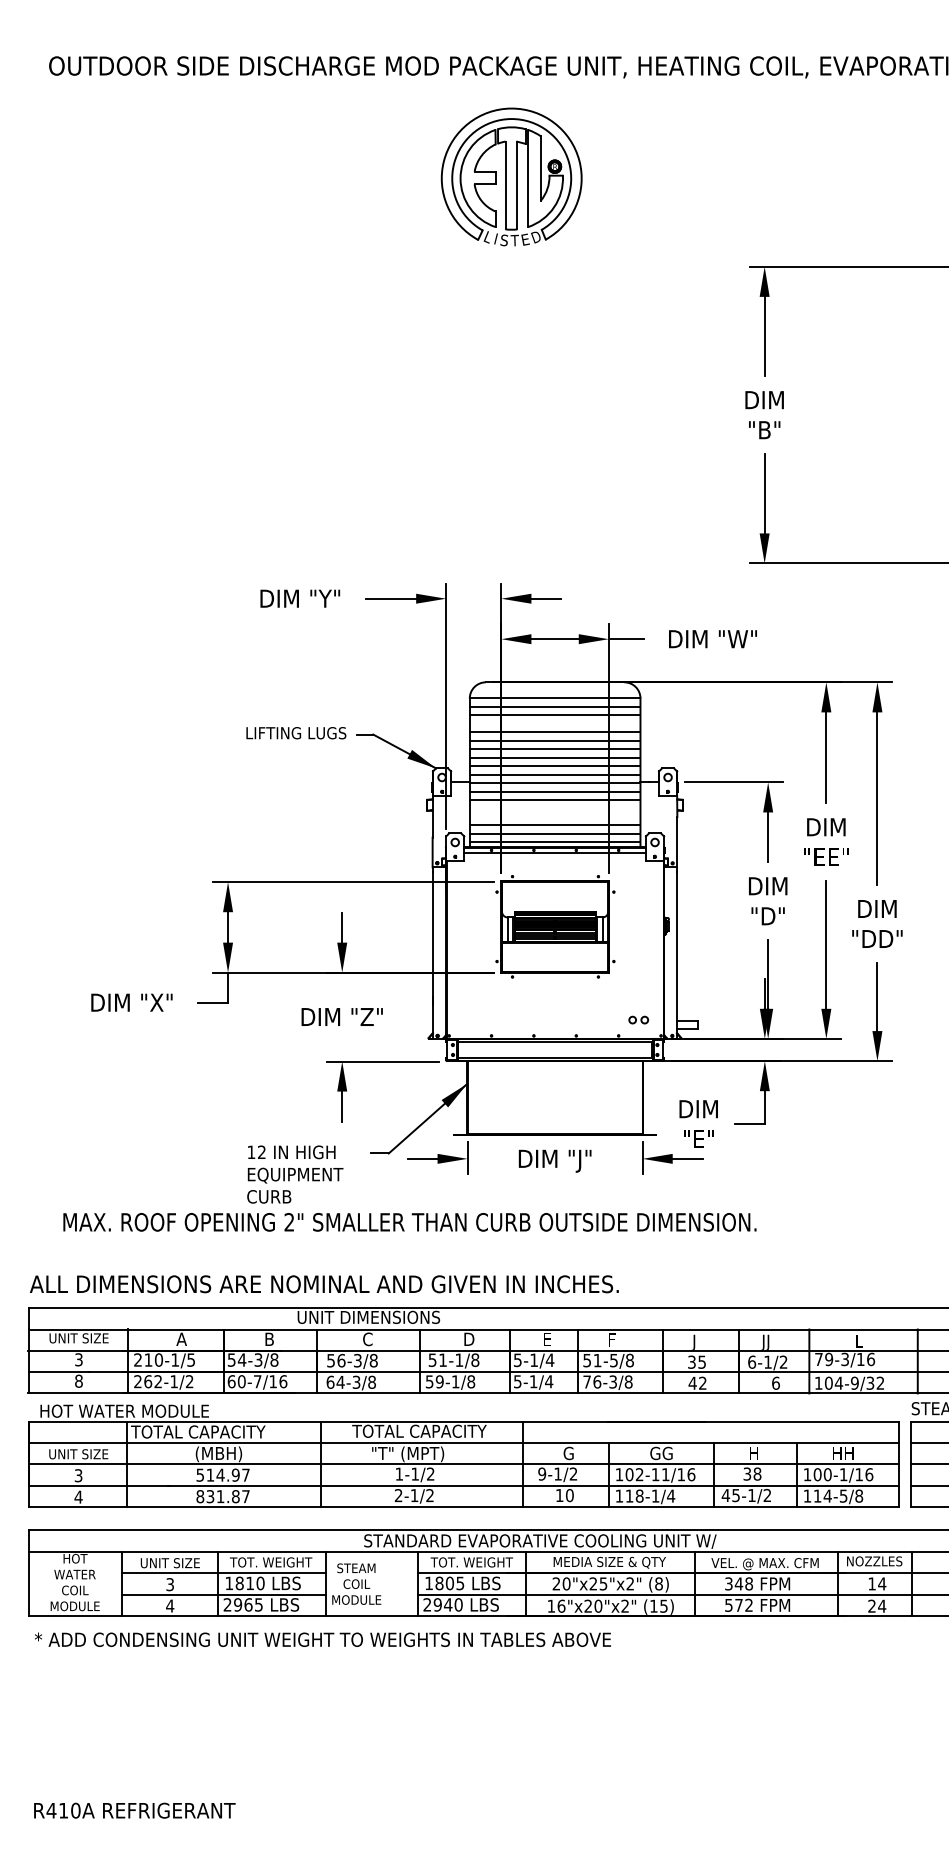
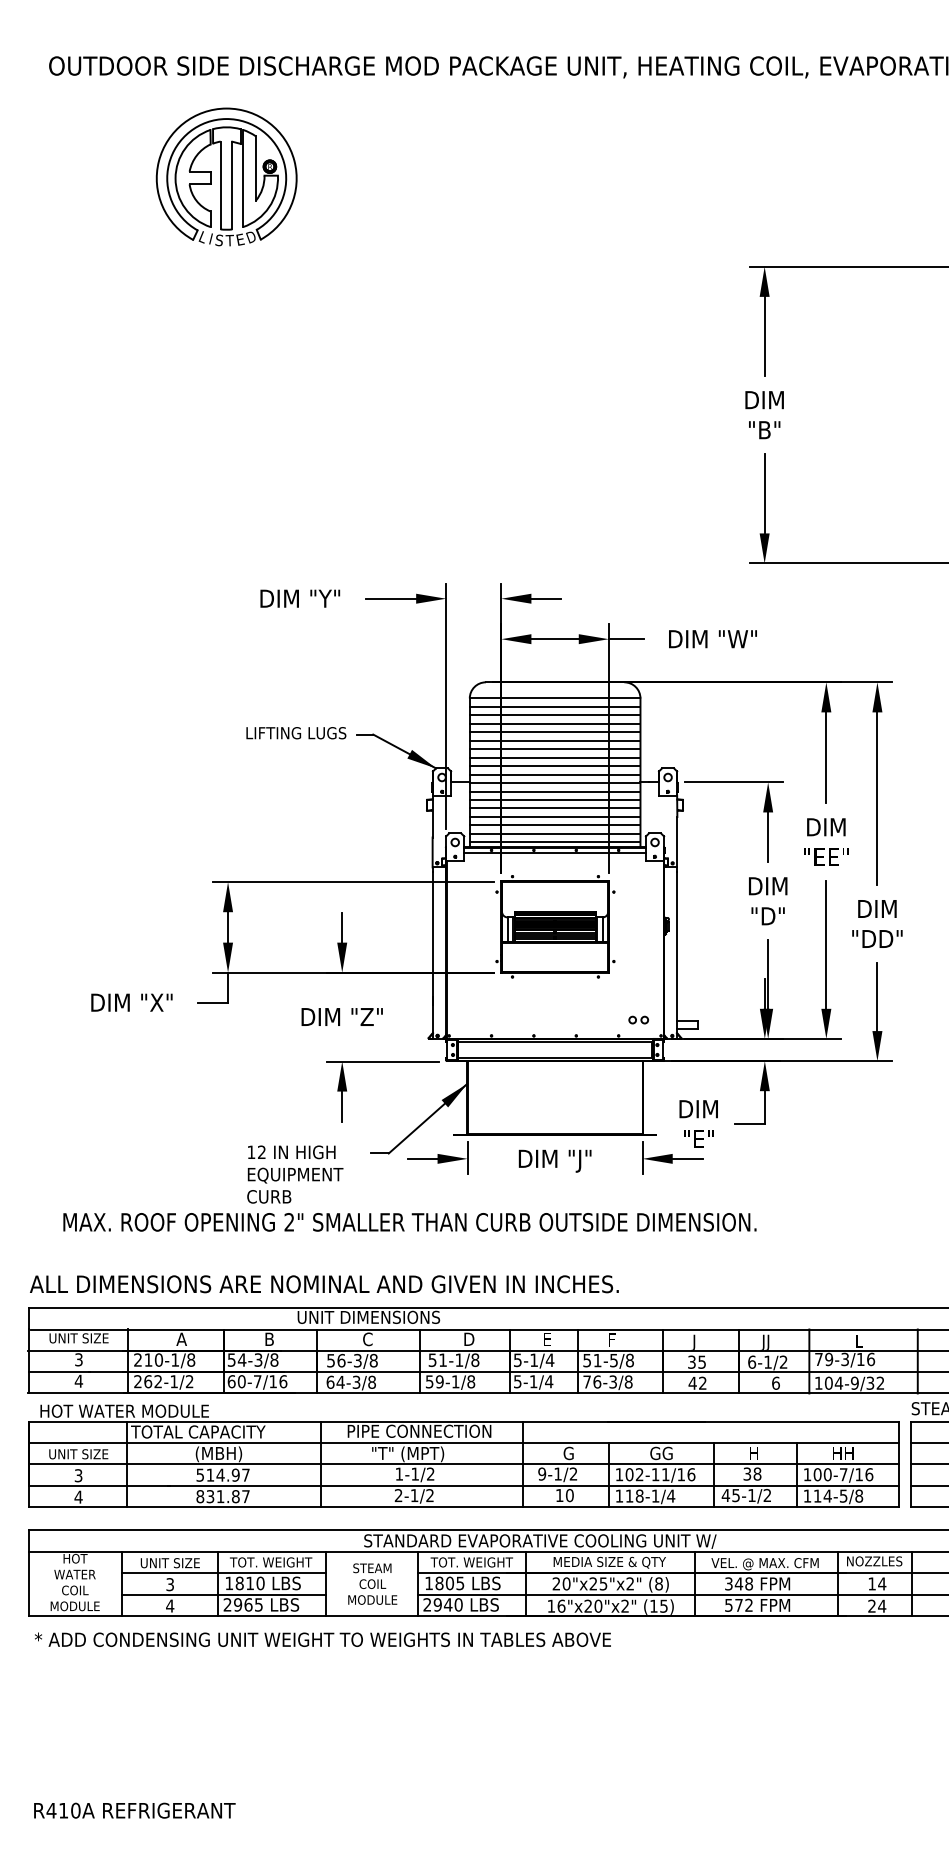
part position: (511, 176) -> (226, 176) (226, 176)
line: none -> present (554, 723)
line: none -> present (554, 808)
line: none -> present (554, 816)
text: 210-1/5 -> 210-1/8 (191, 1359)
text: 8 -> 4 (78, 1380)
text: TOTAL CAPACITY -> PIPE CONNECTION (419, 1430)
text: 100-1/16 -> 100-7/16 (843, 1474)
text position: (356, 1583) -> (372, 1583) (372, 1583)
